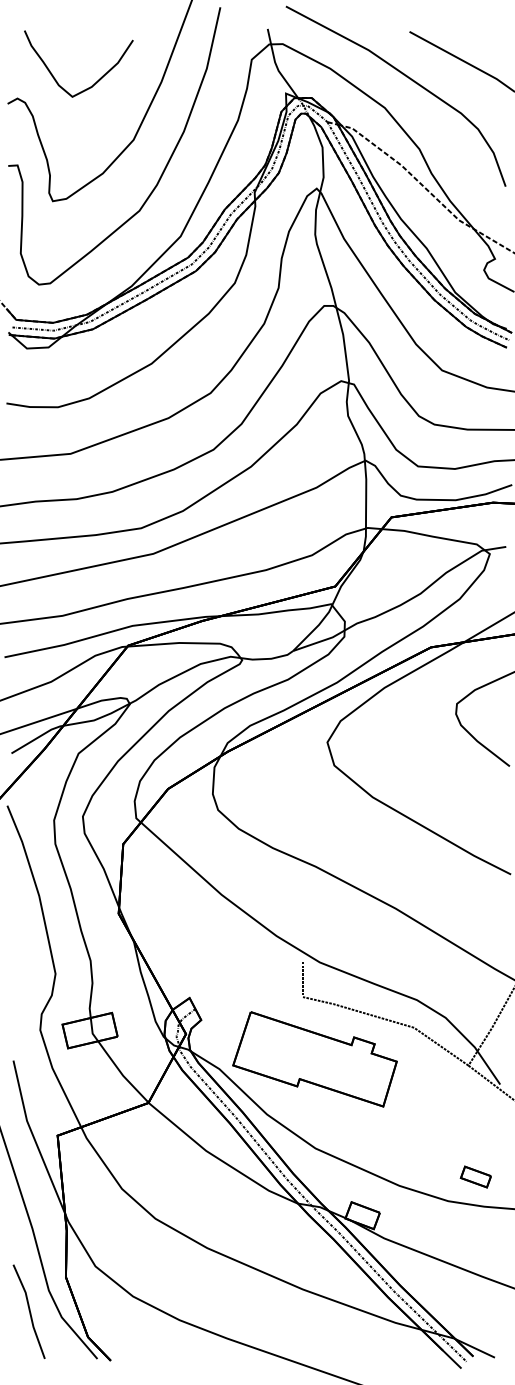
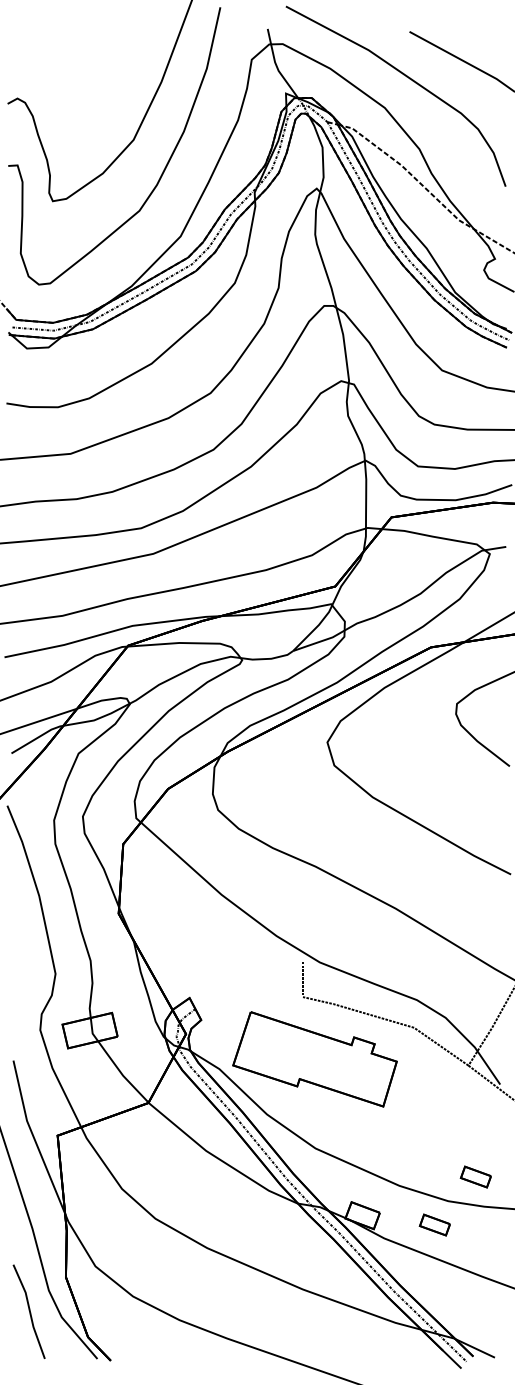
curve: present -> none (96, 81)
part: none -> present (434, 1224)
